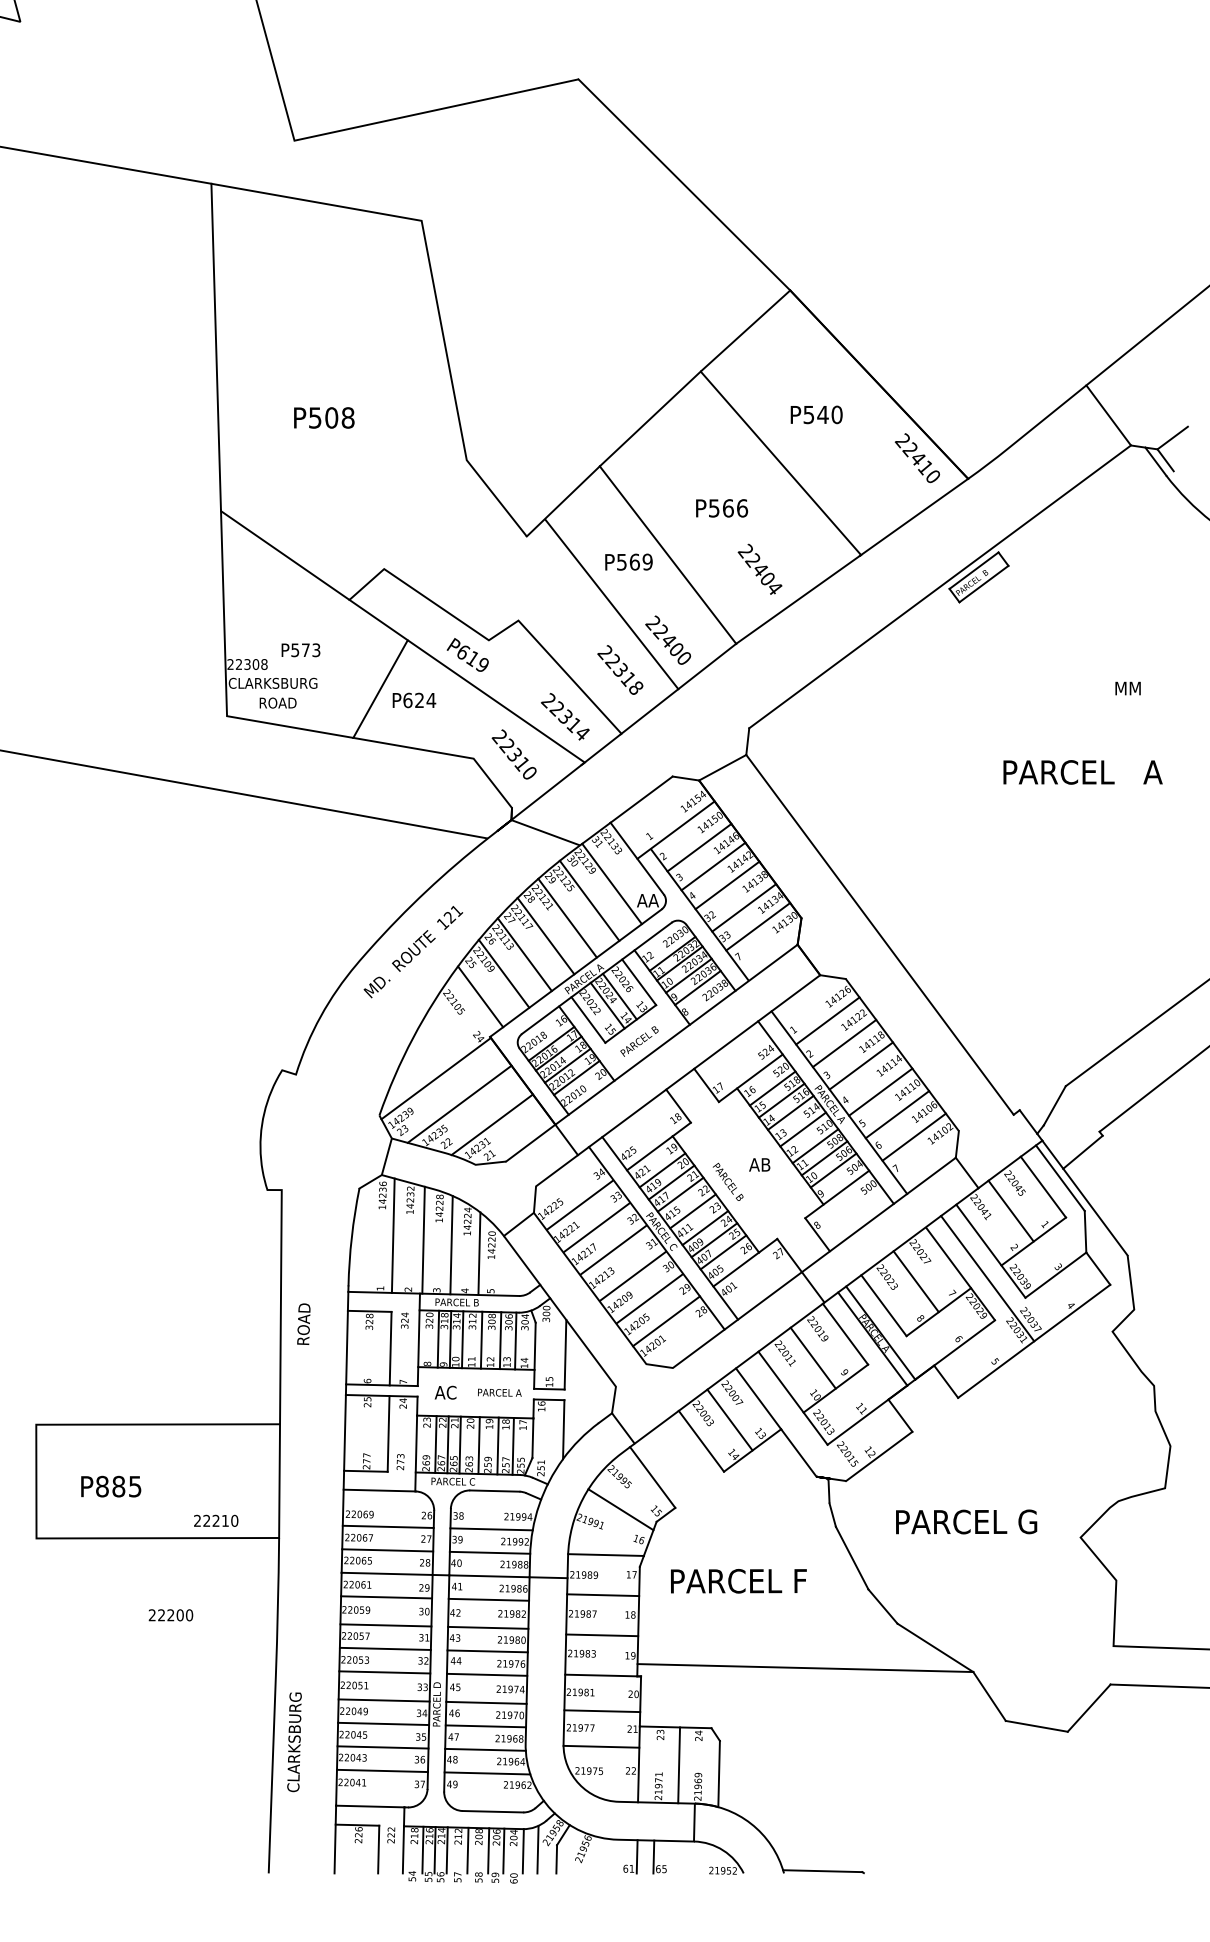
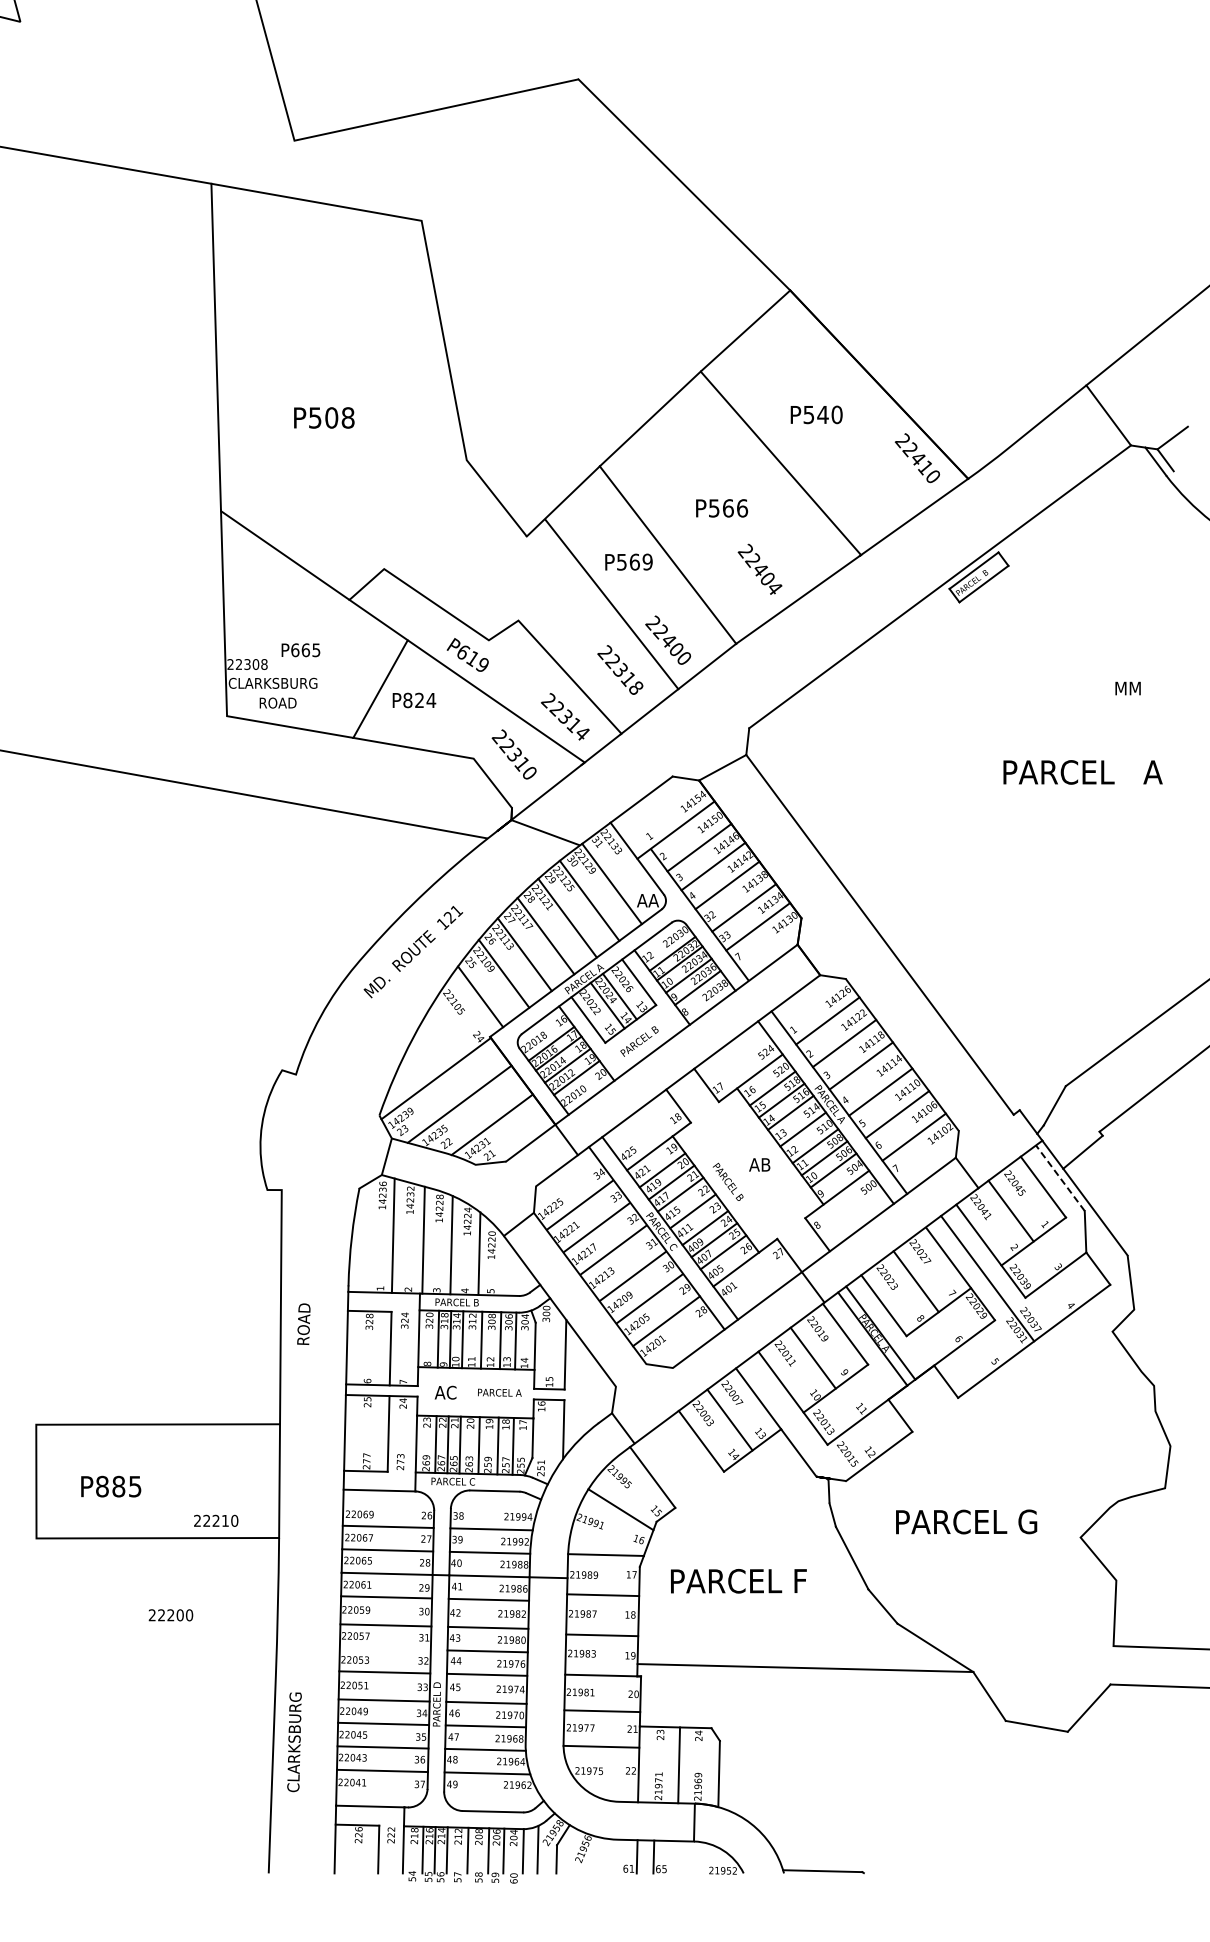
text: P573 -> P665 (305, 650)
text: P624 -> P824 (407, 699)
line: solid -> dashed (1060, 1178)
line: present -> none (384, 1648)
